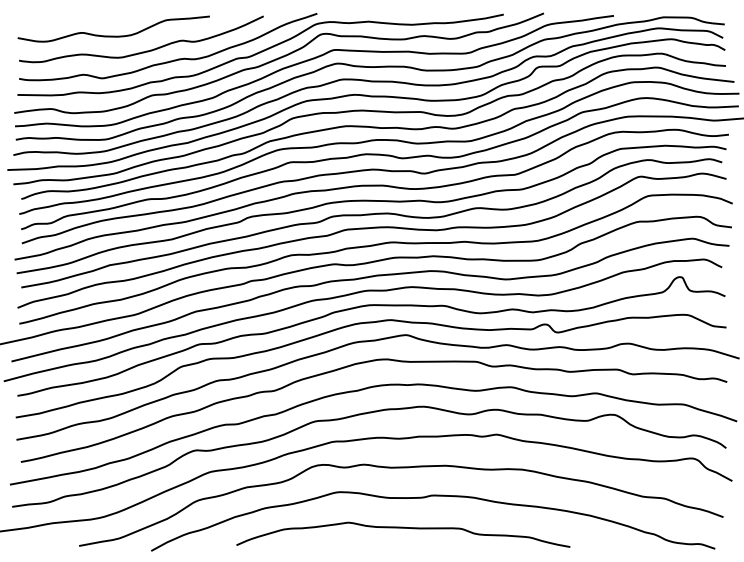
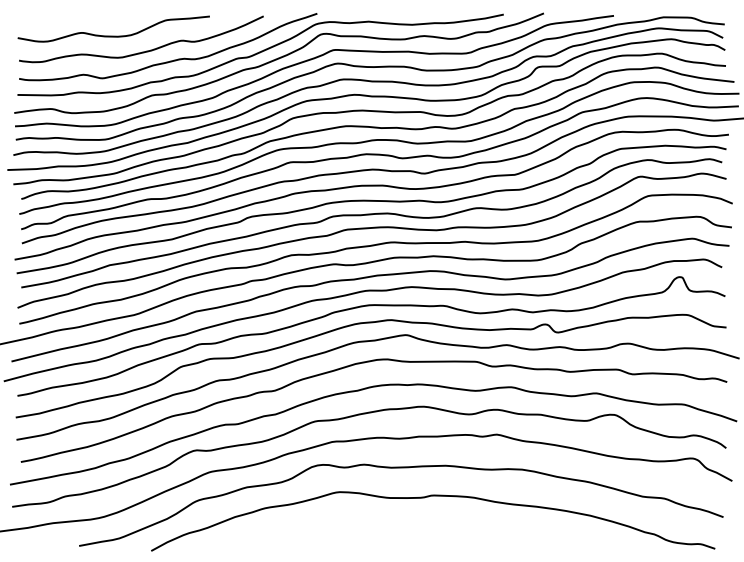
curve: present -> none (403, 528)
